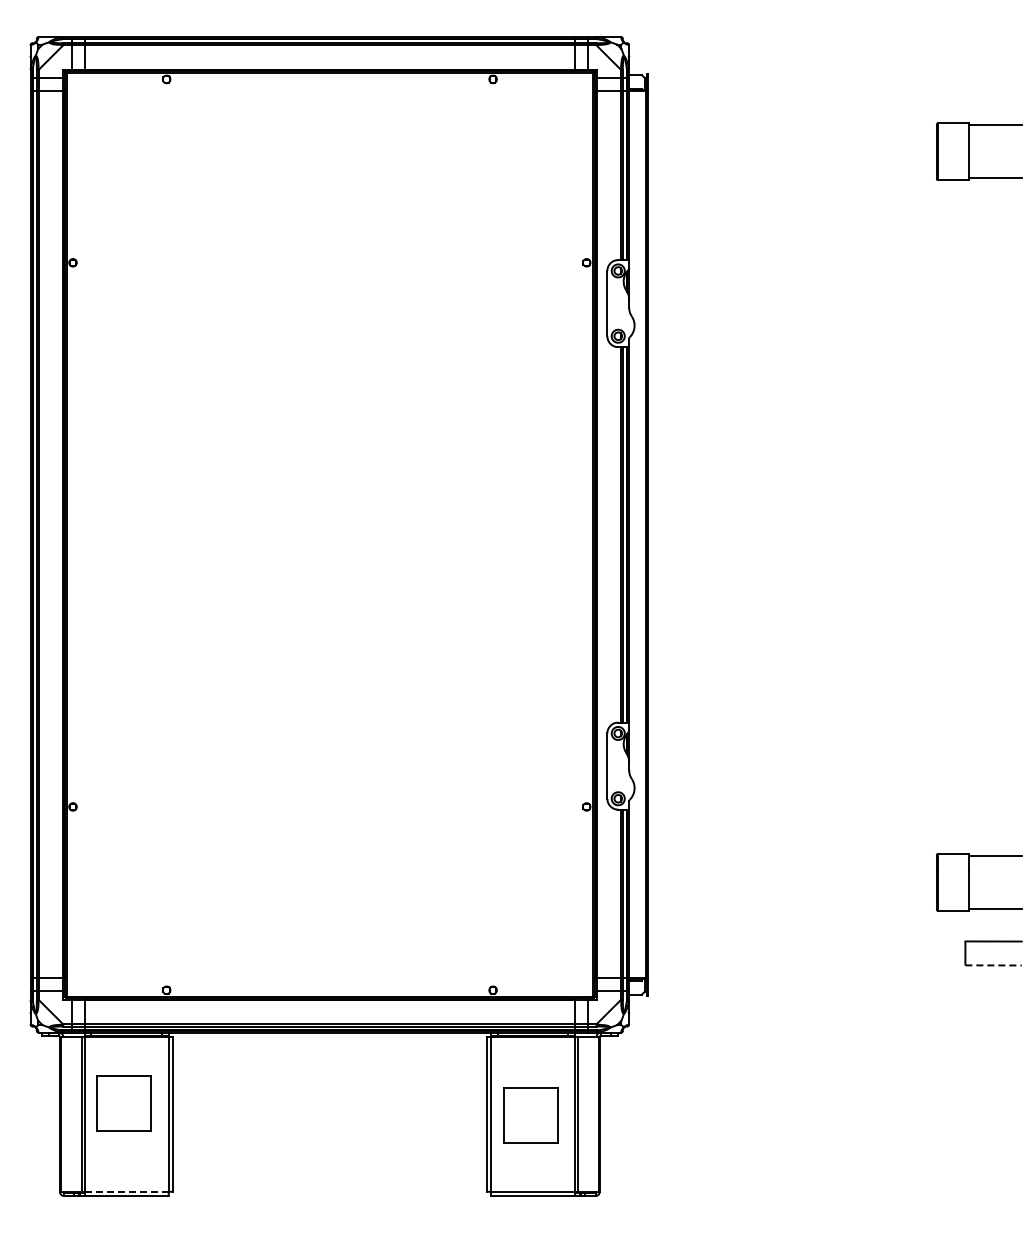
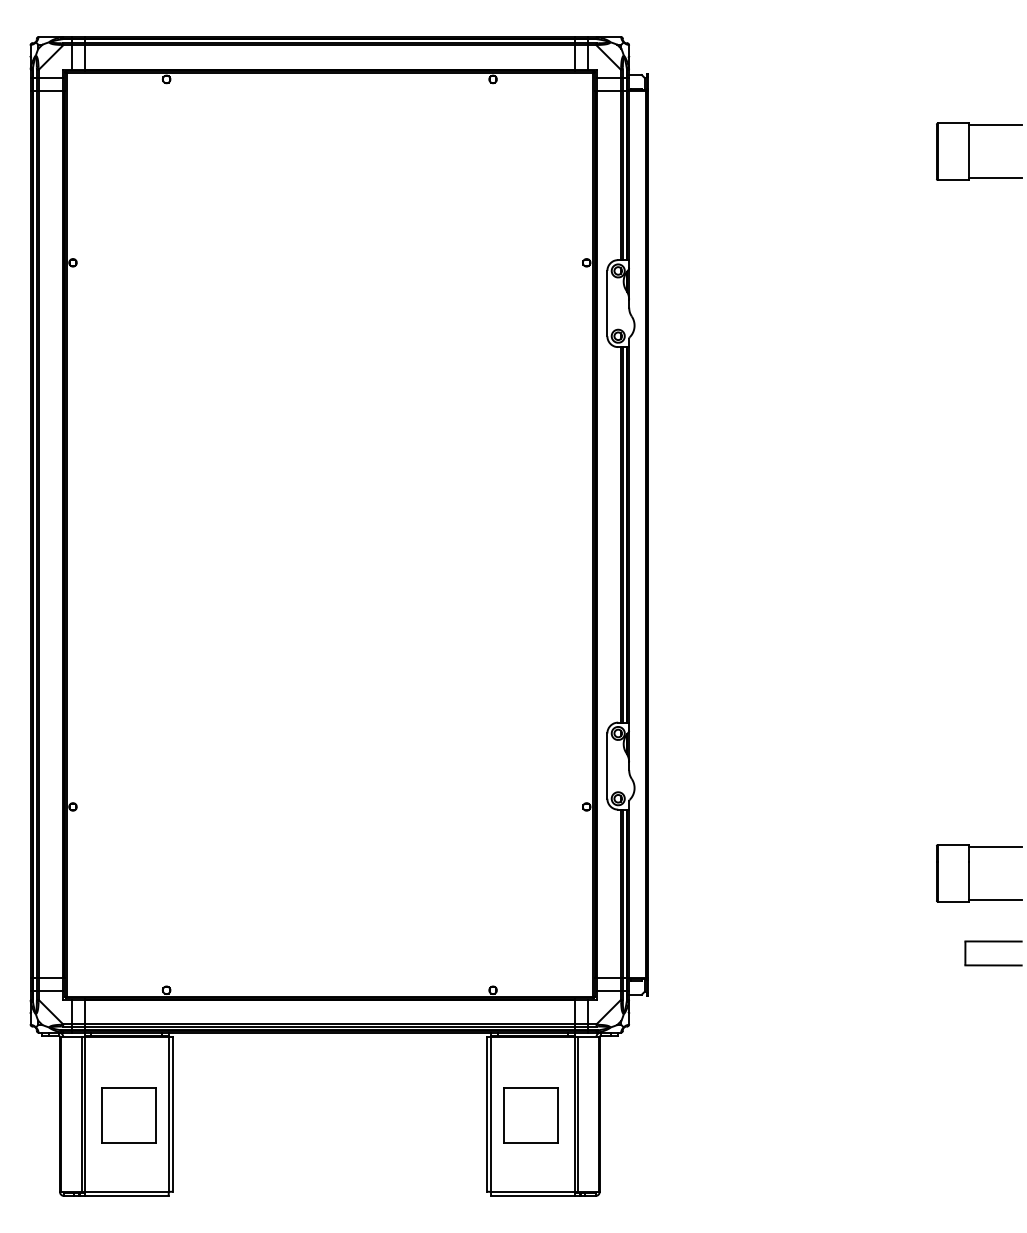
part position: (969, 882) -> (969, 873) (969, 873)
line: dashed -> solid (994, 965)
part position: (123, 1103) -> (128, 1115) (128, 1115)
line: dashed -> solid (127, 1191)
